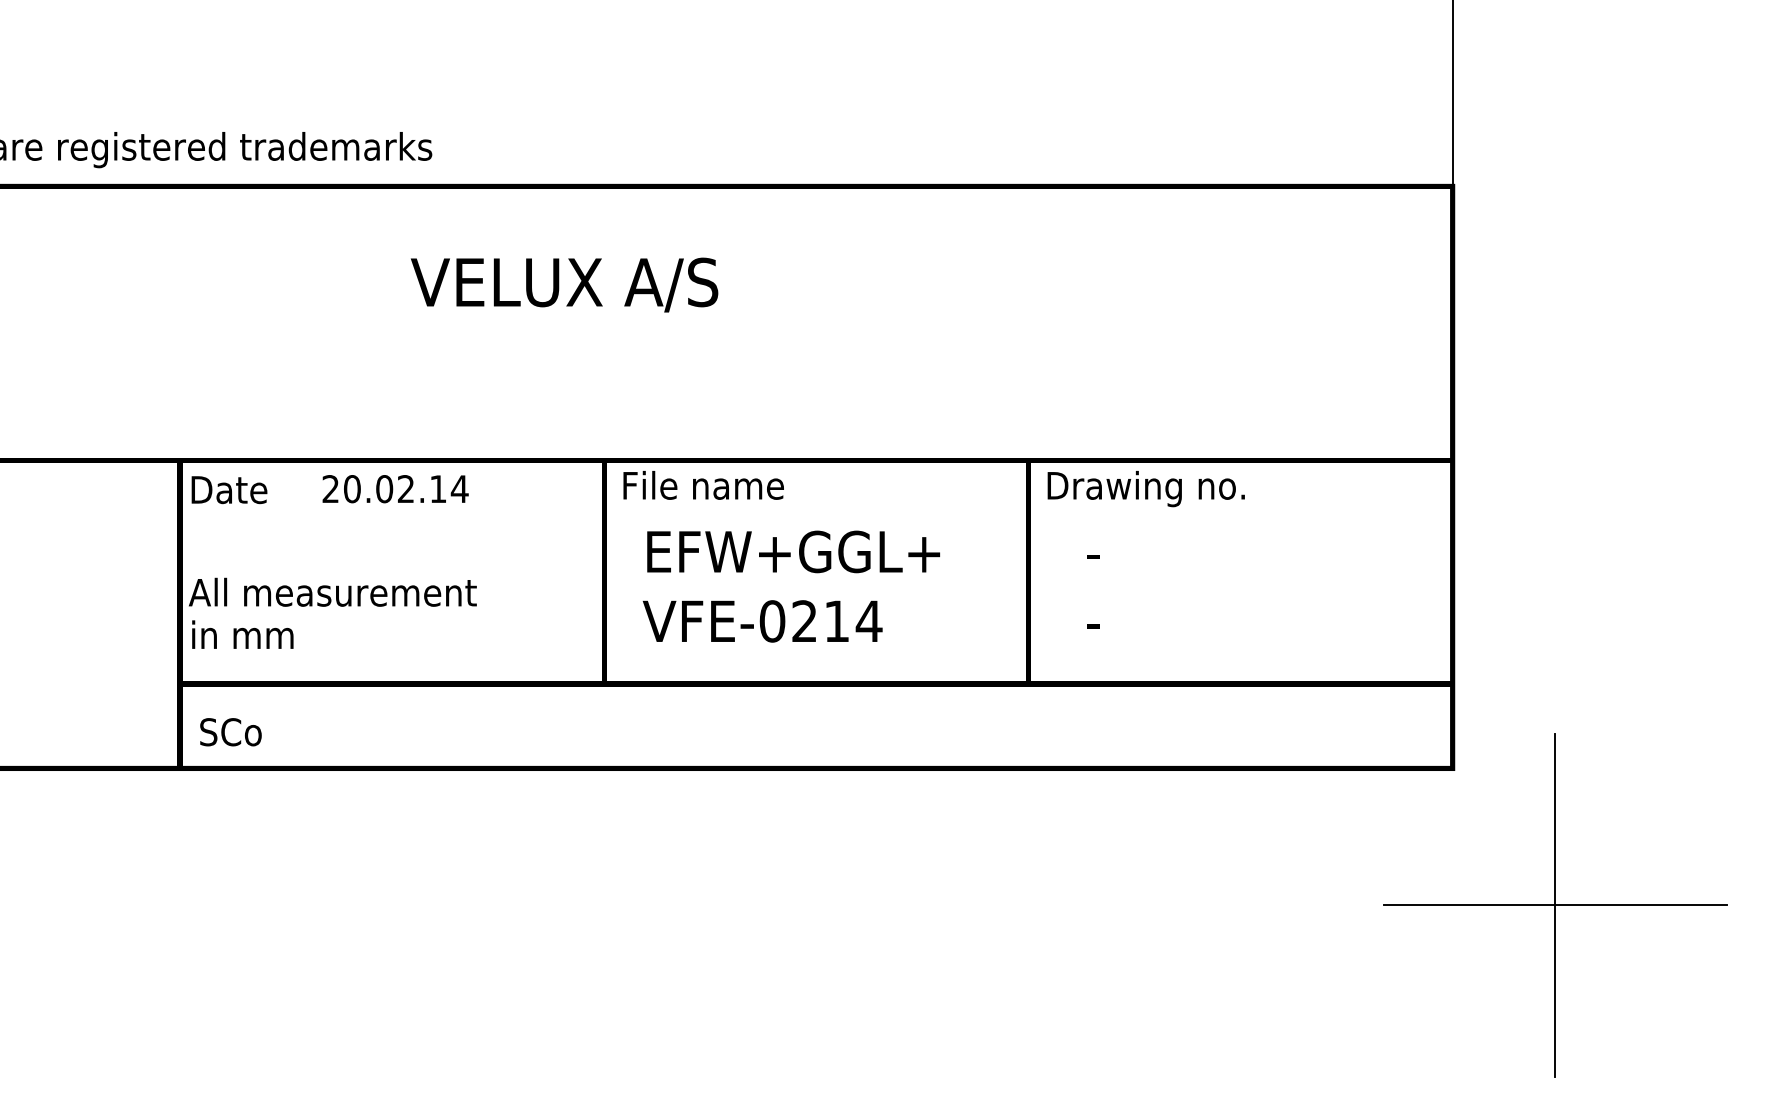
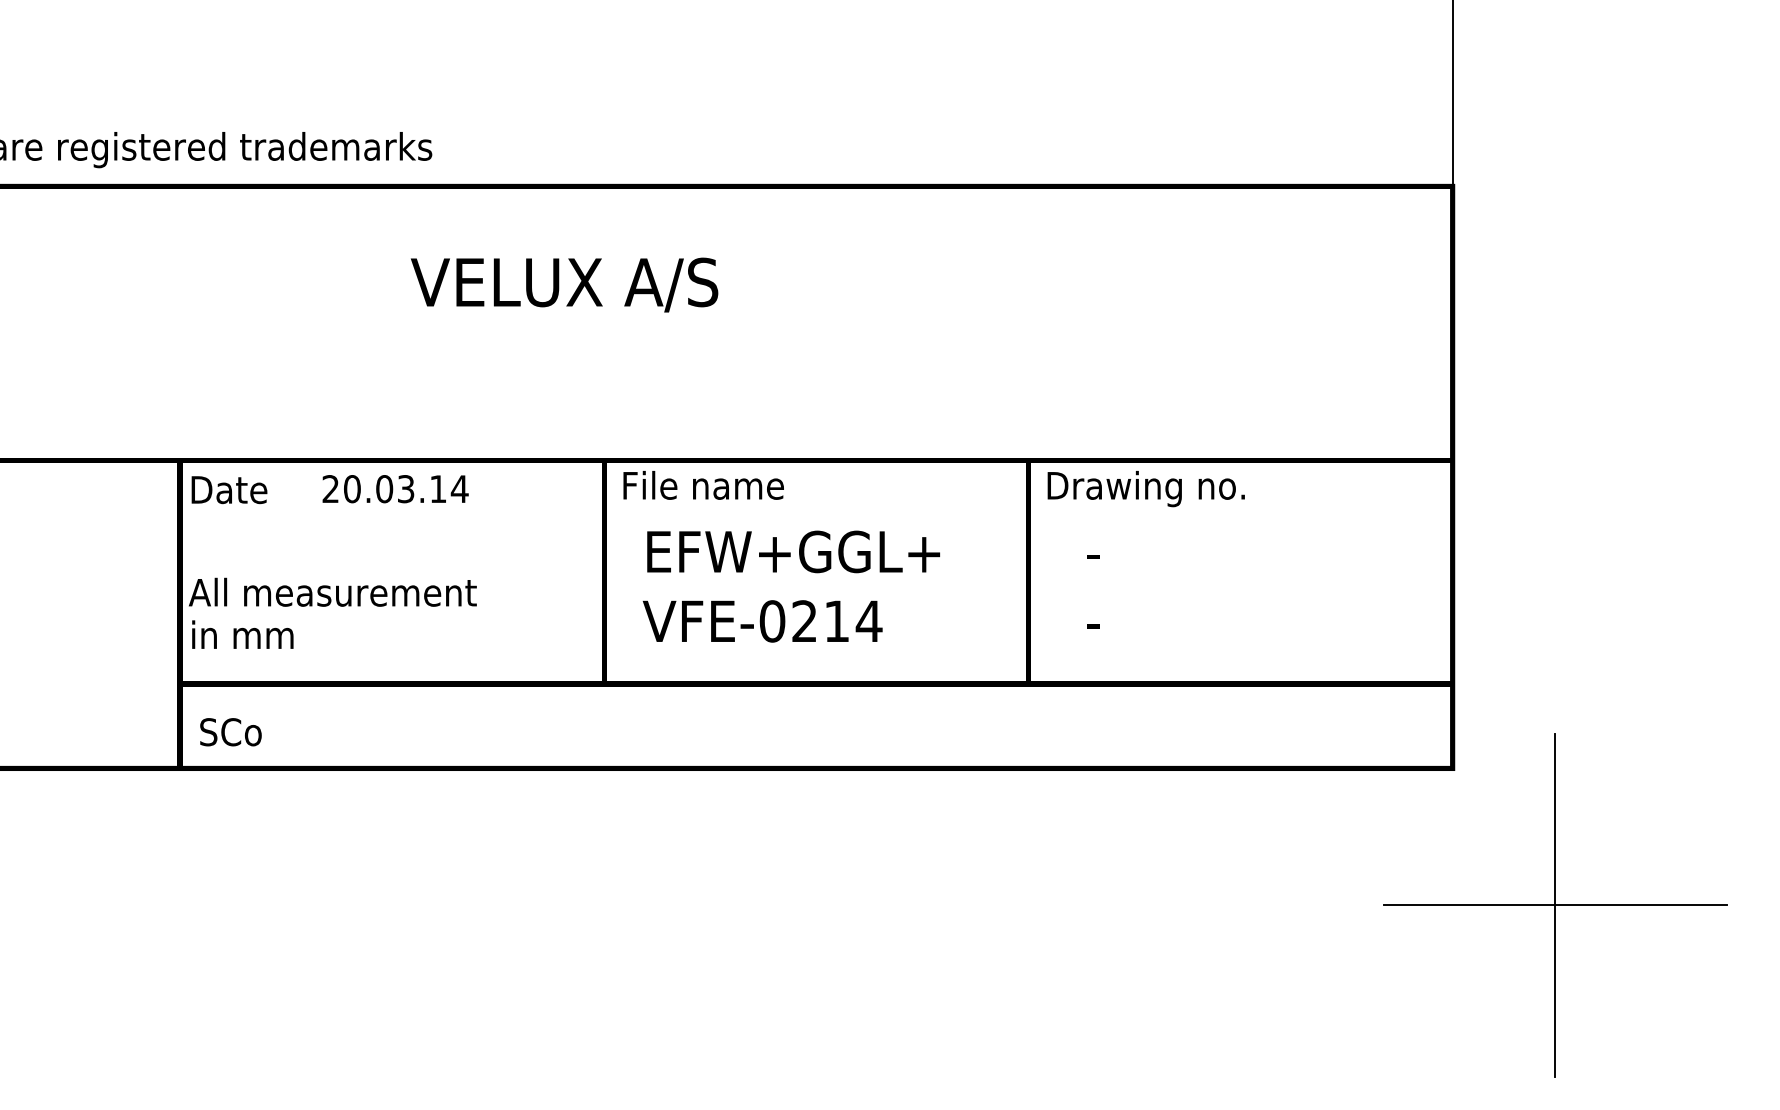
text: 20.02.14 -> 20.03.14 (406, 489)
